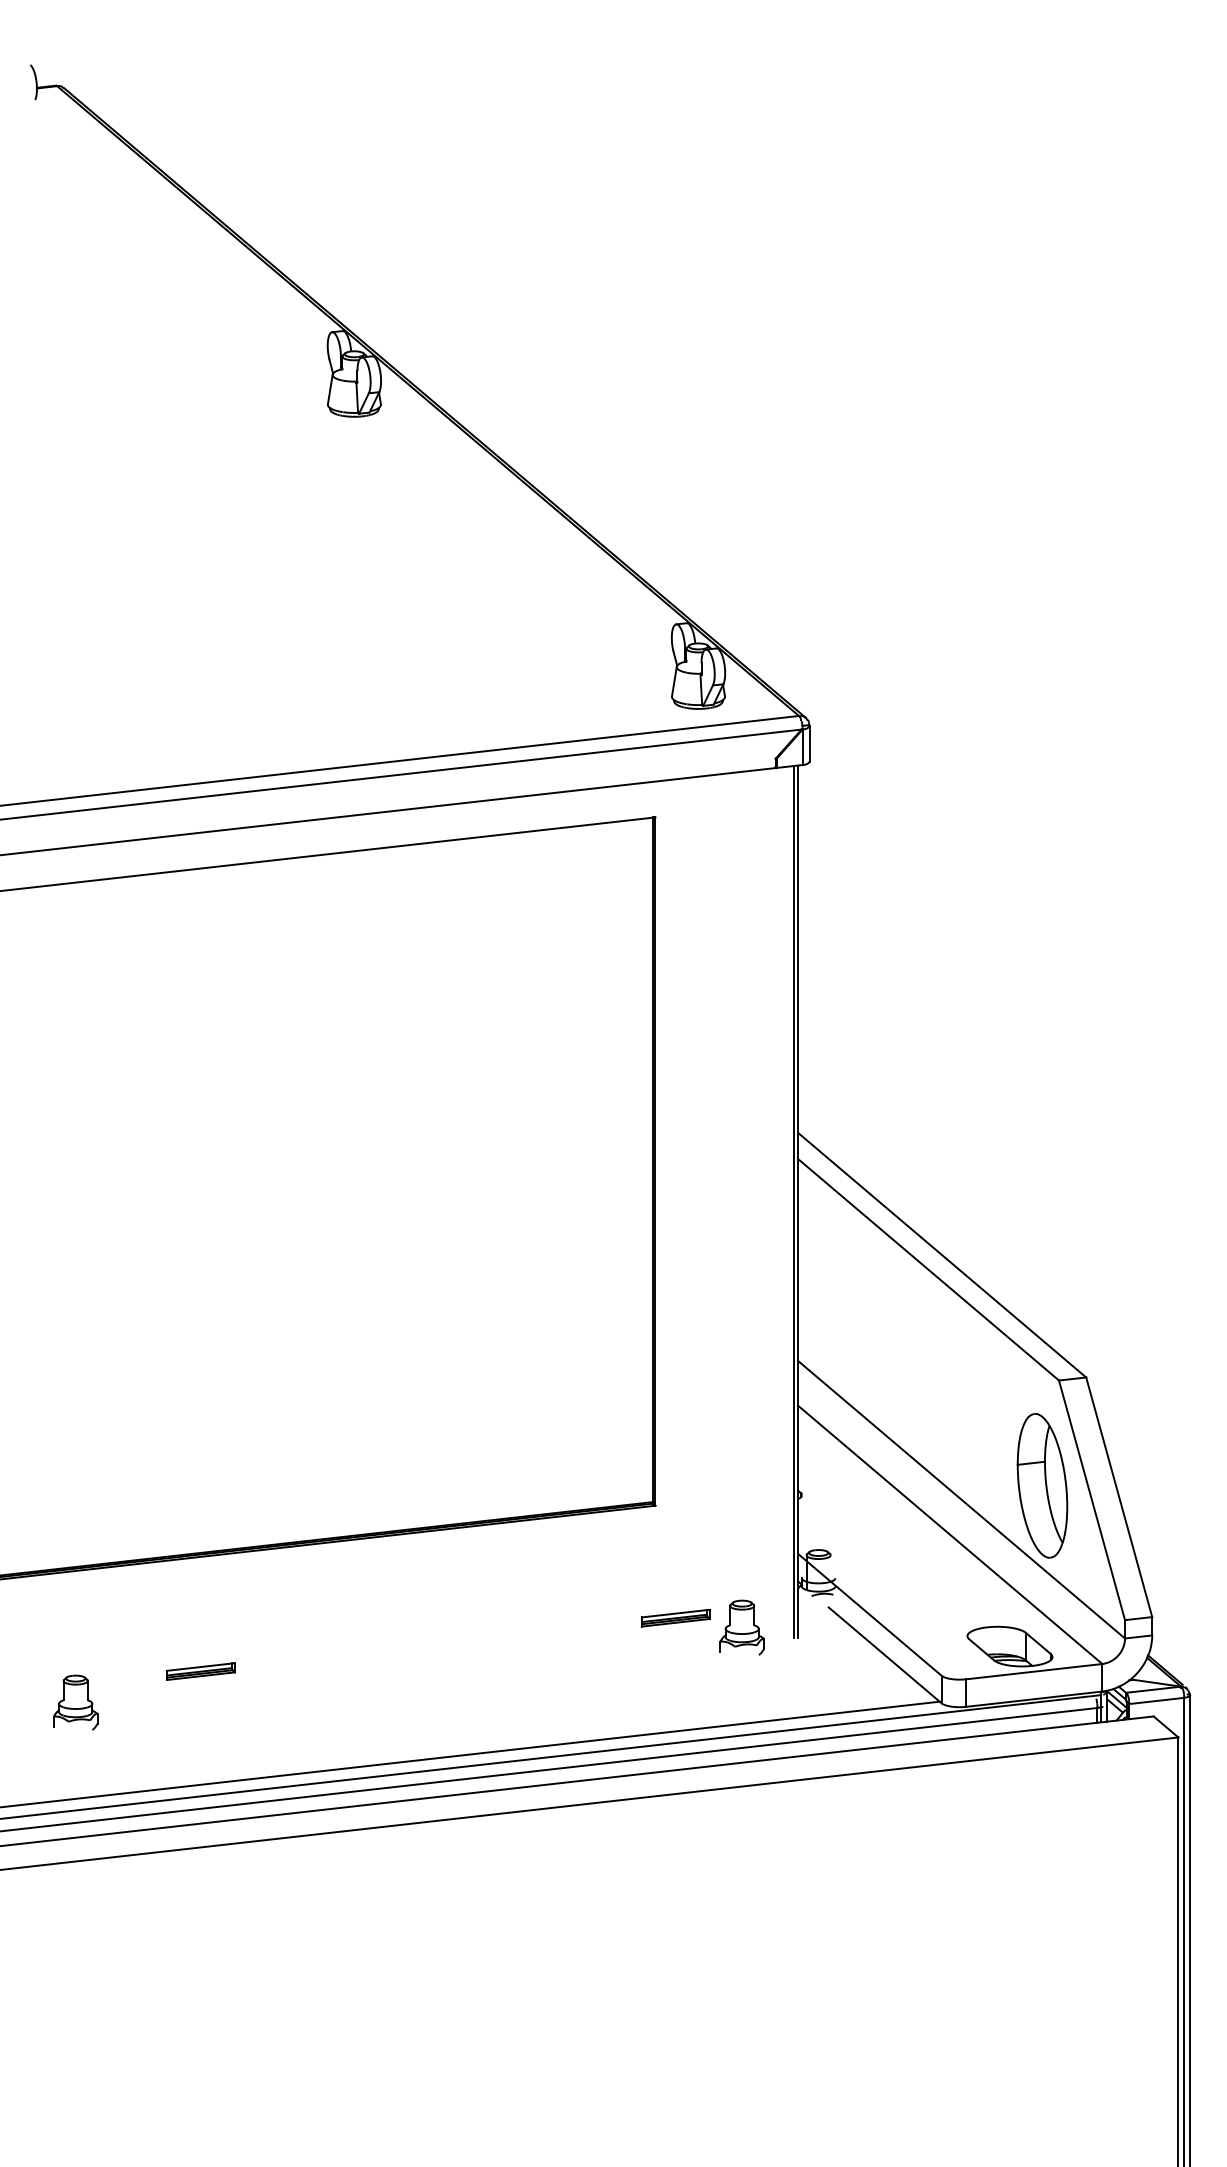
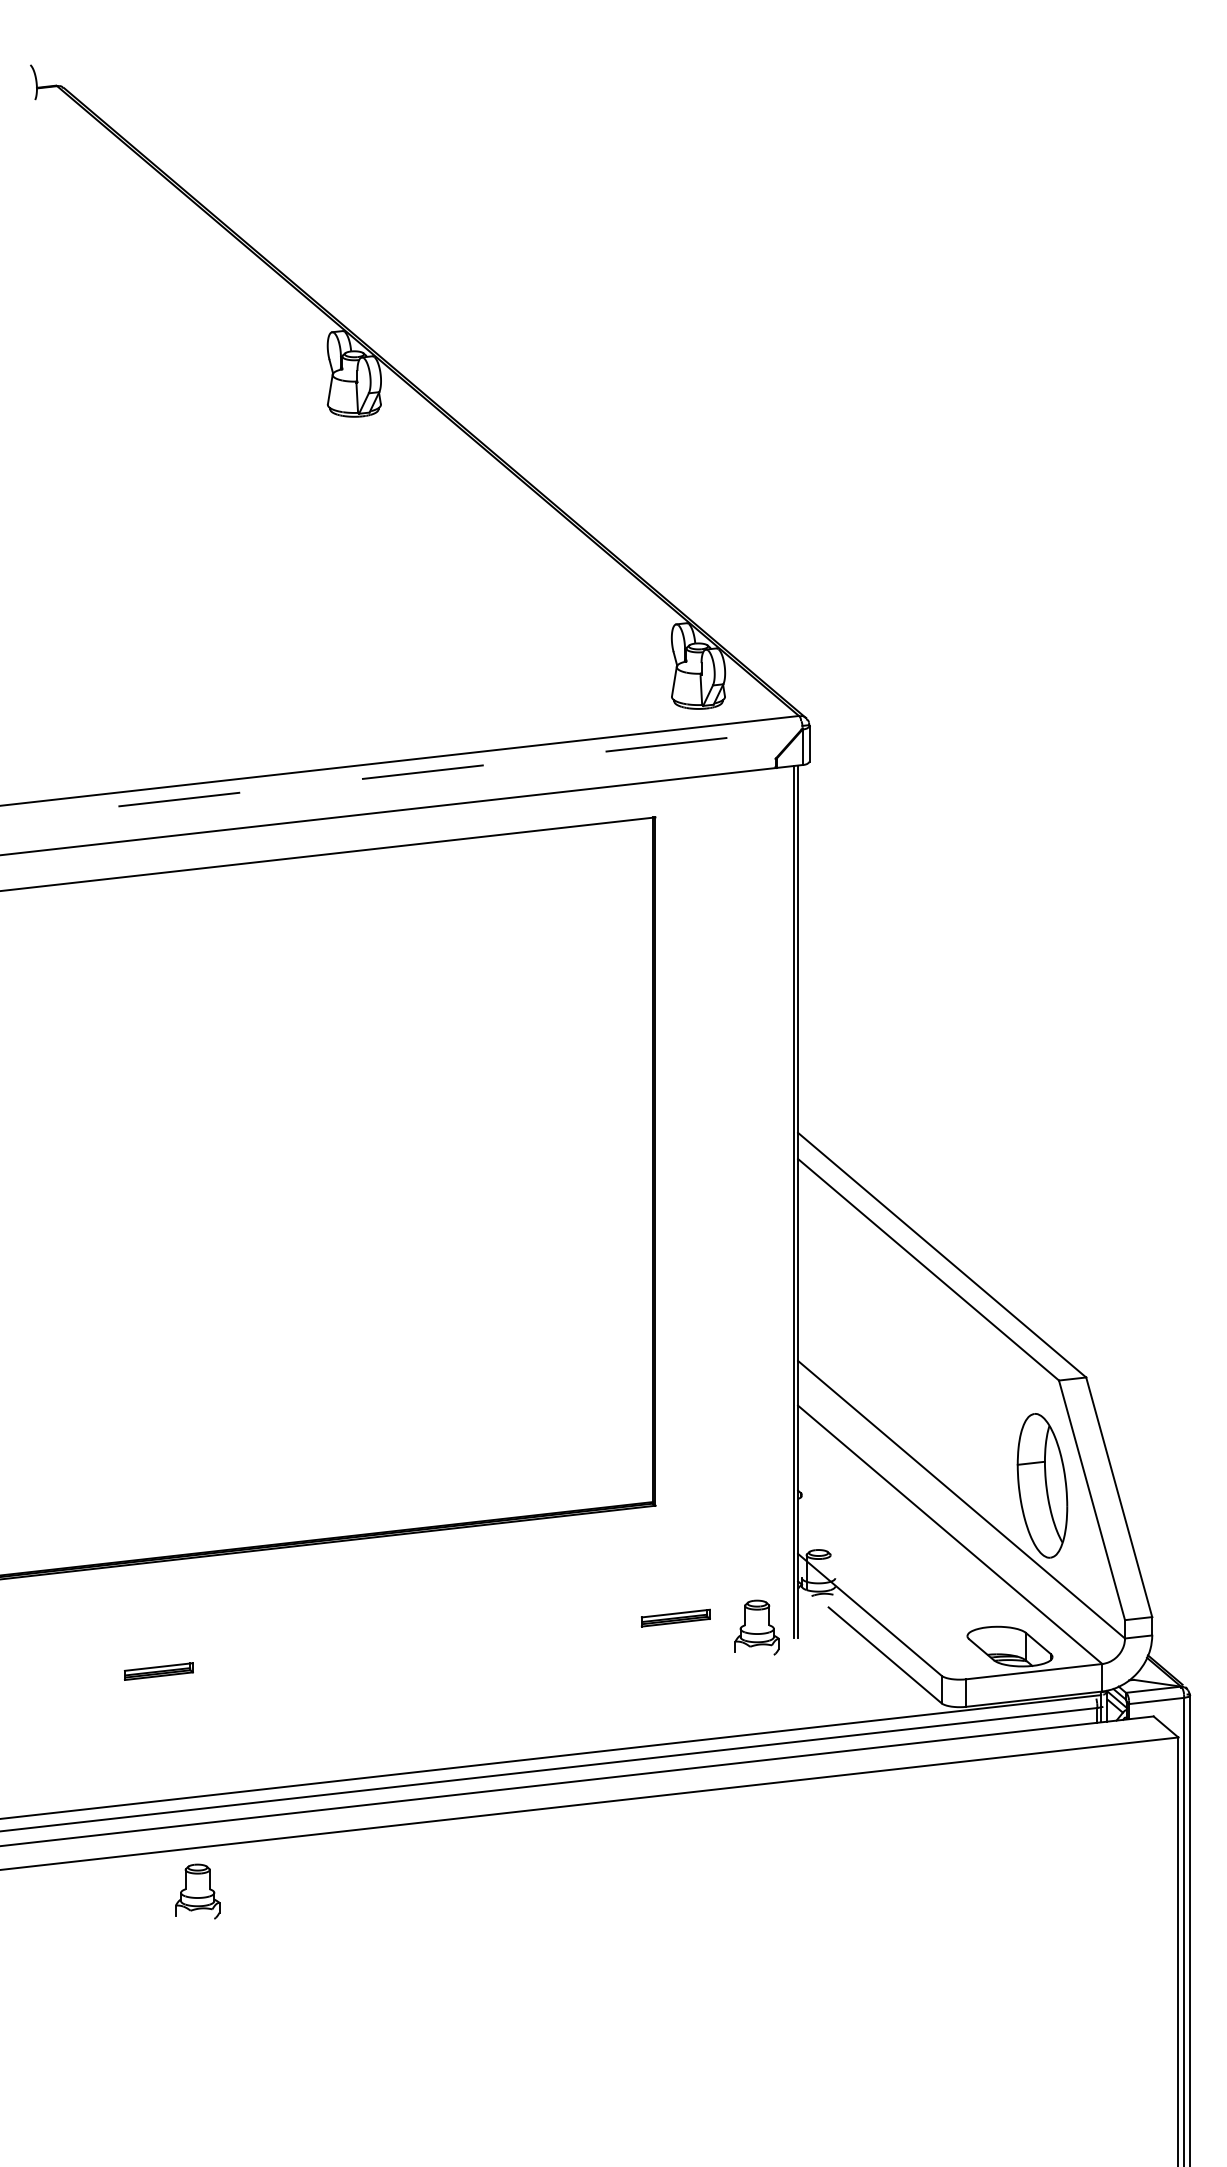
line: solid -> dashed (401, 774)
part position: (741, 1627) -> (756, 1627) (756, 1627)
part position: (200, 1671) -> (158, 1671) (158, 1671)
part position: (75, 1702) -> (197, 1891) (197, 1891)
line: present -> none (470, 1754)
